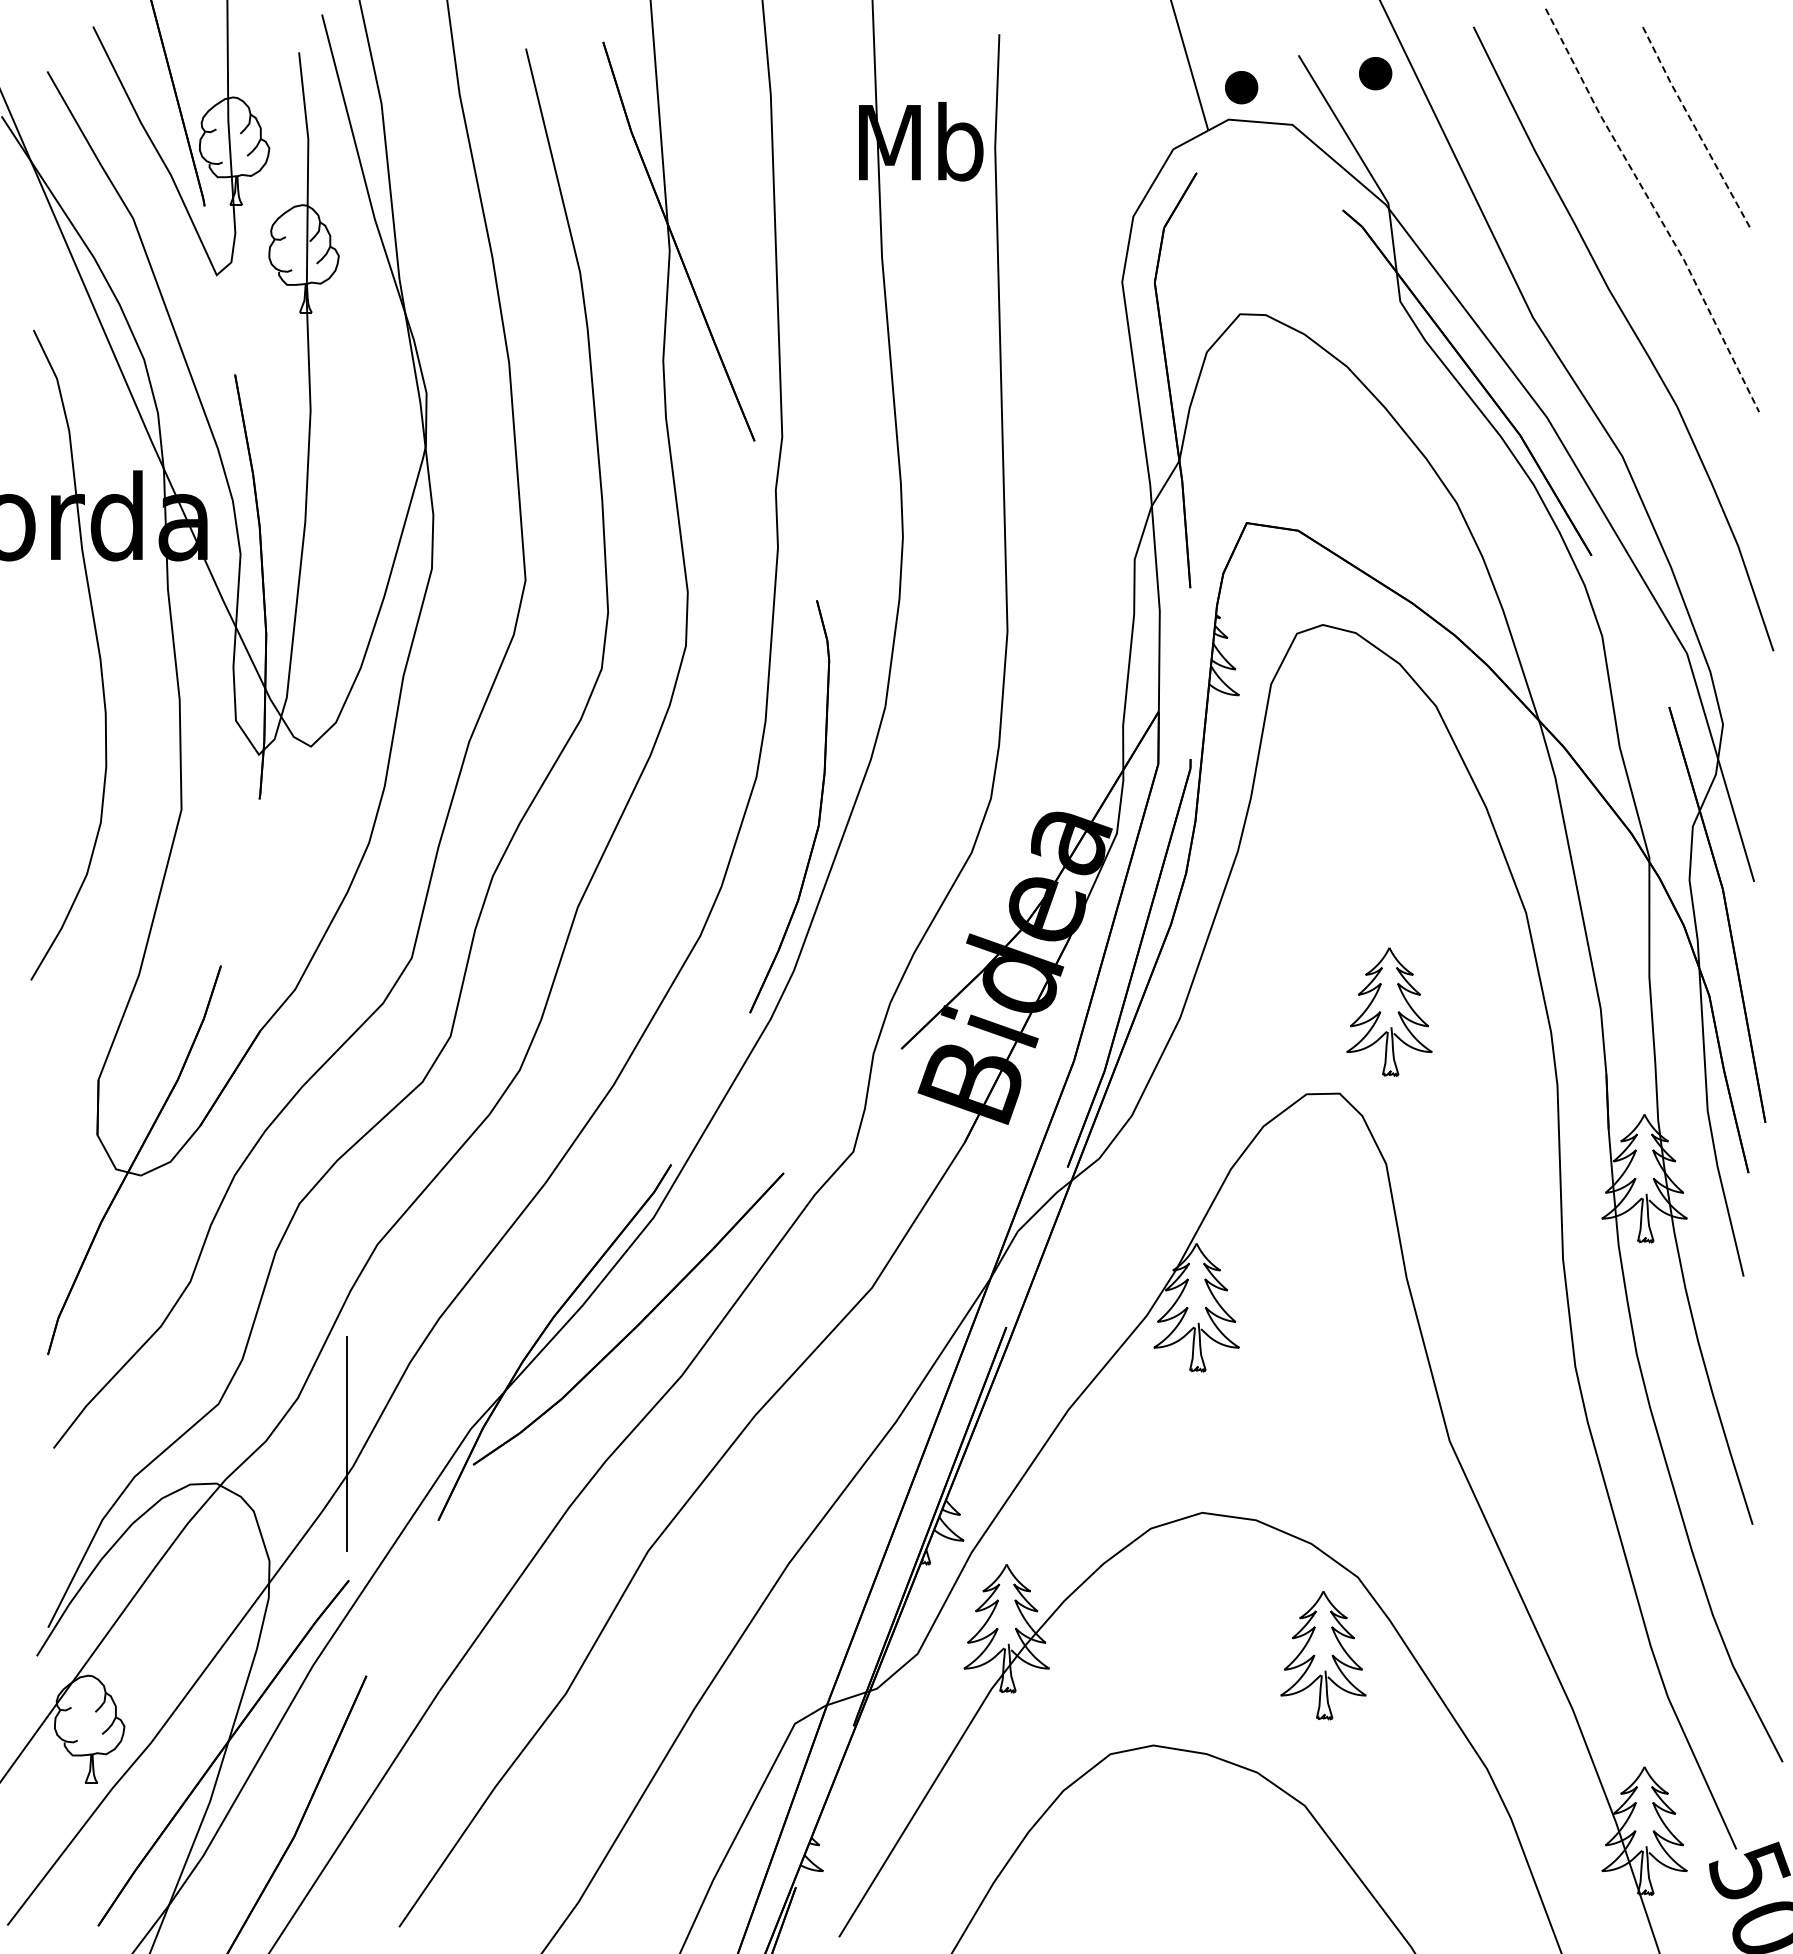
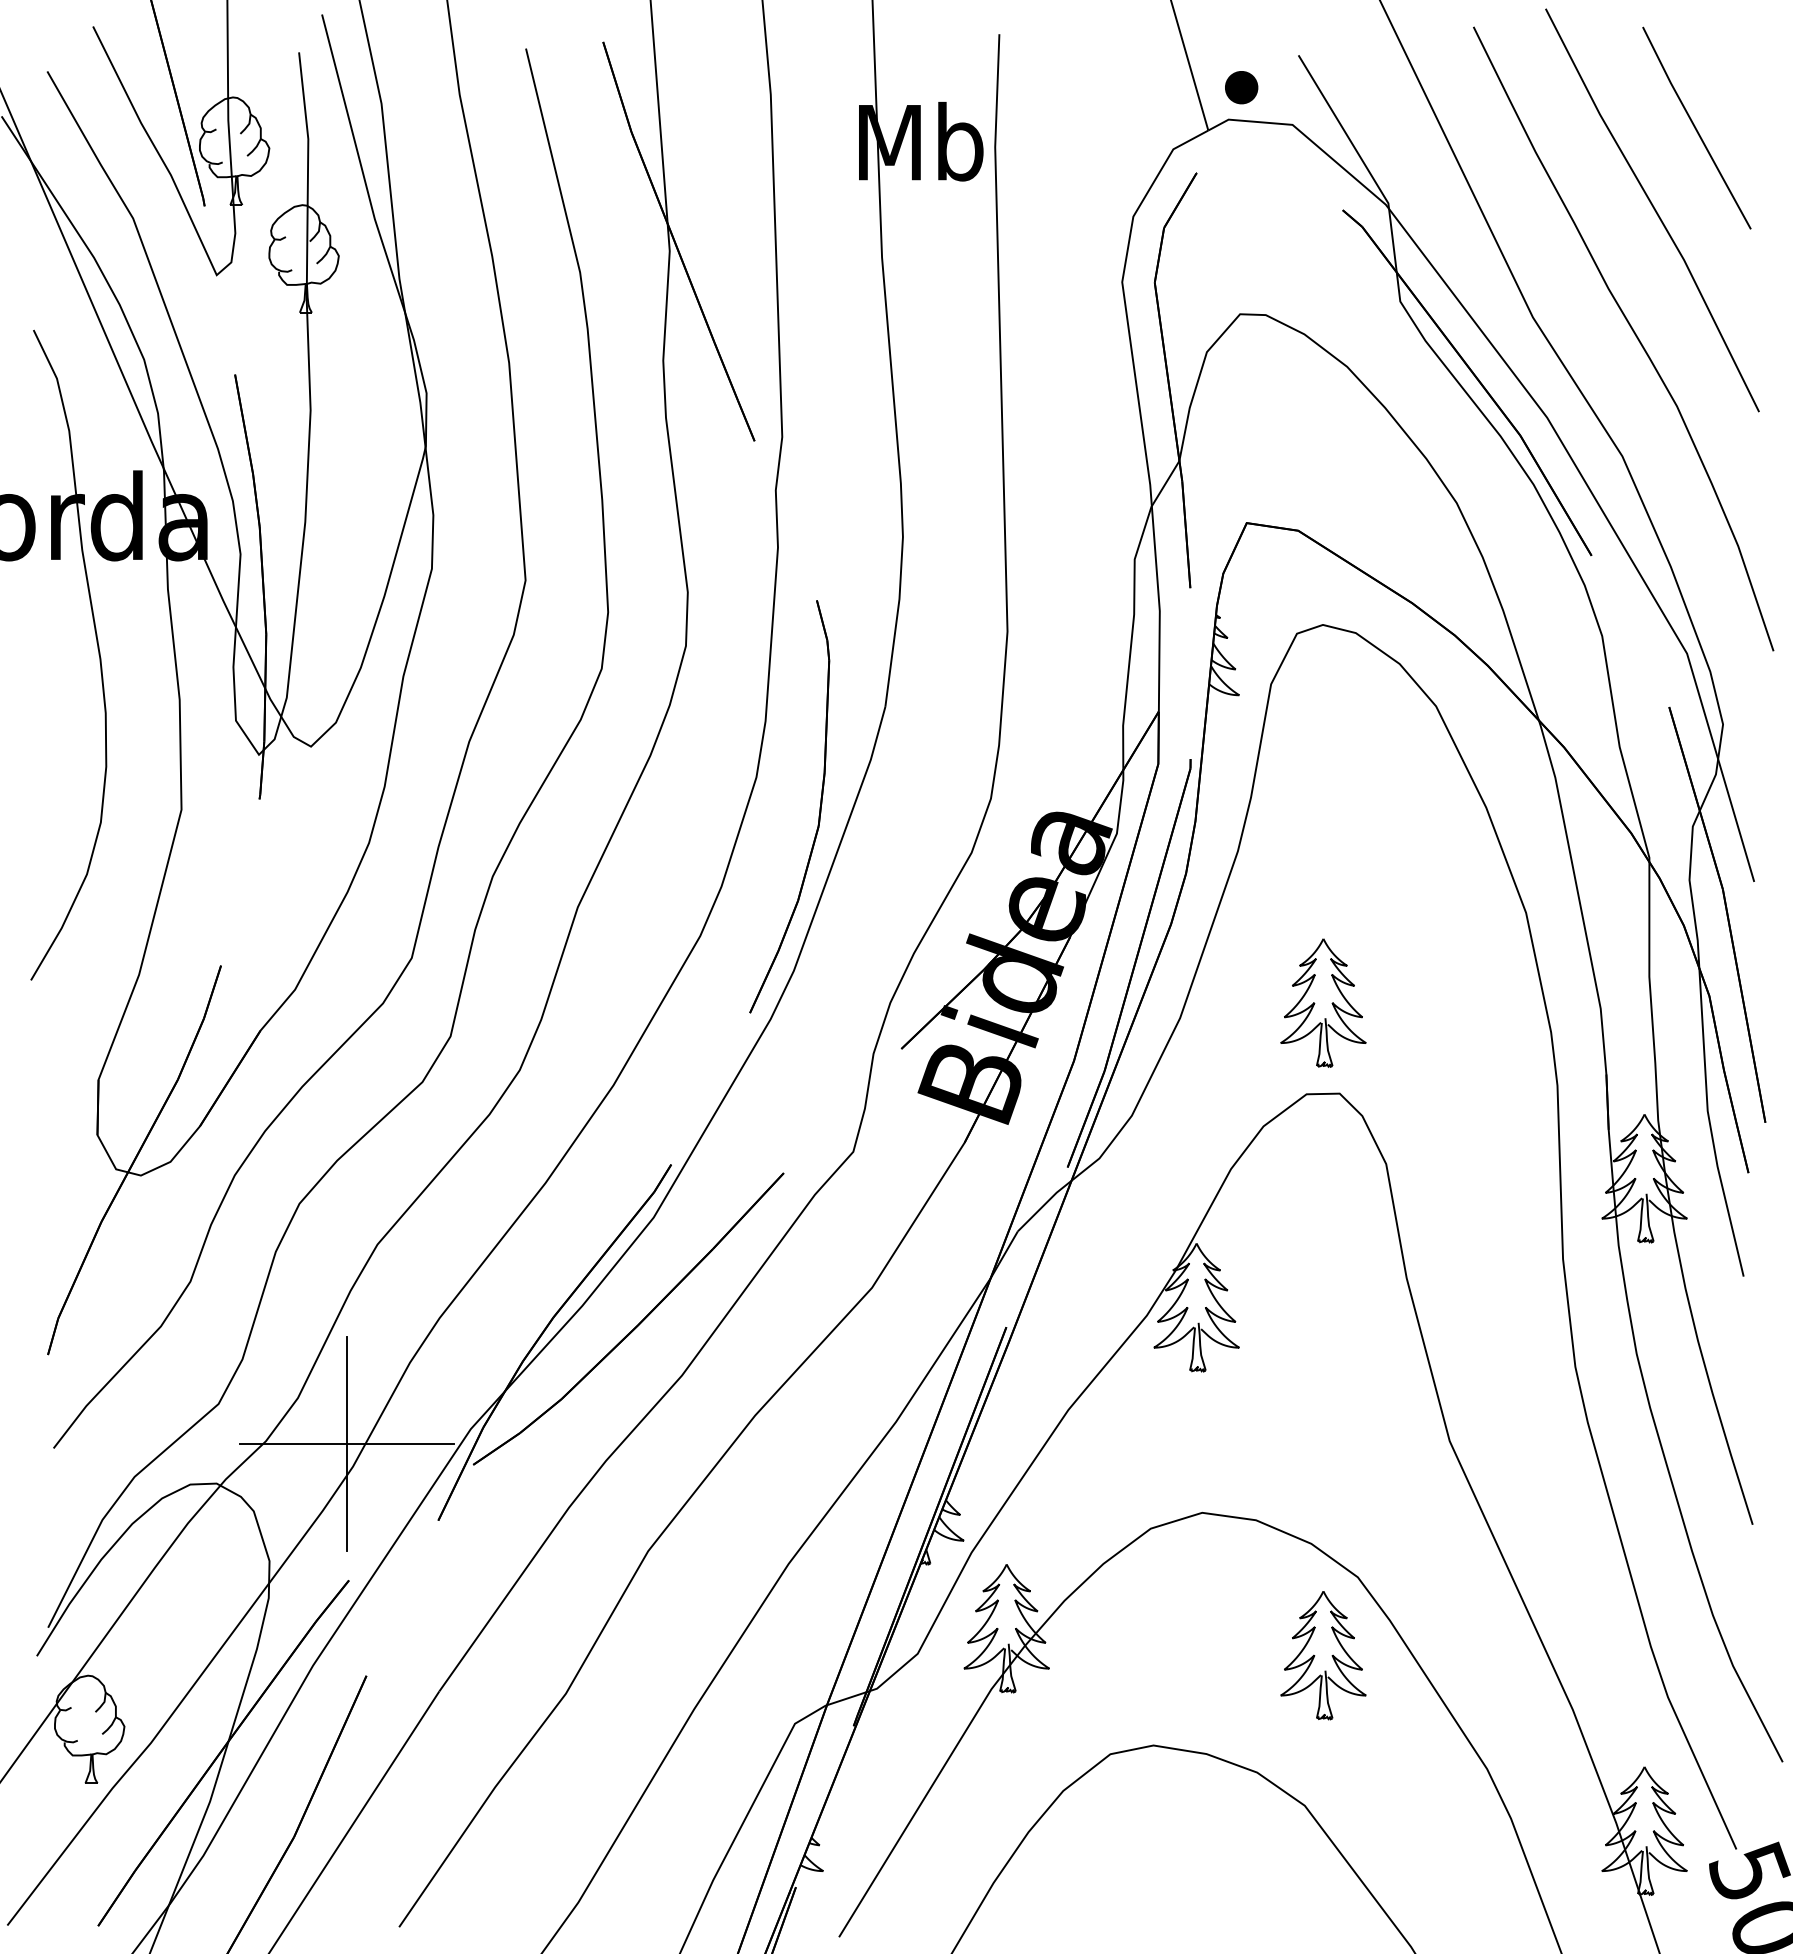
part: present -> none (1375, 73)
line: dashed -> solid (1696, 129)
line: dashed -> solid (1654, 209)
part position: (1389, 1011) -> (1323, 1002) (1323, 1002)
line: none -> present (346, 1444)
